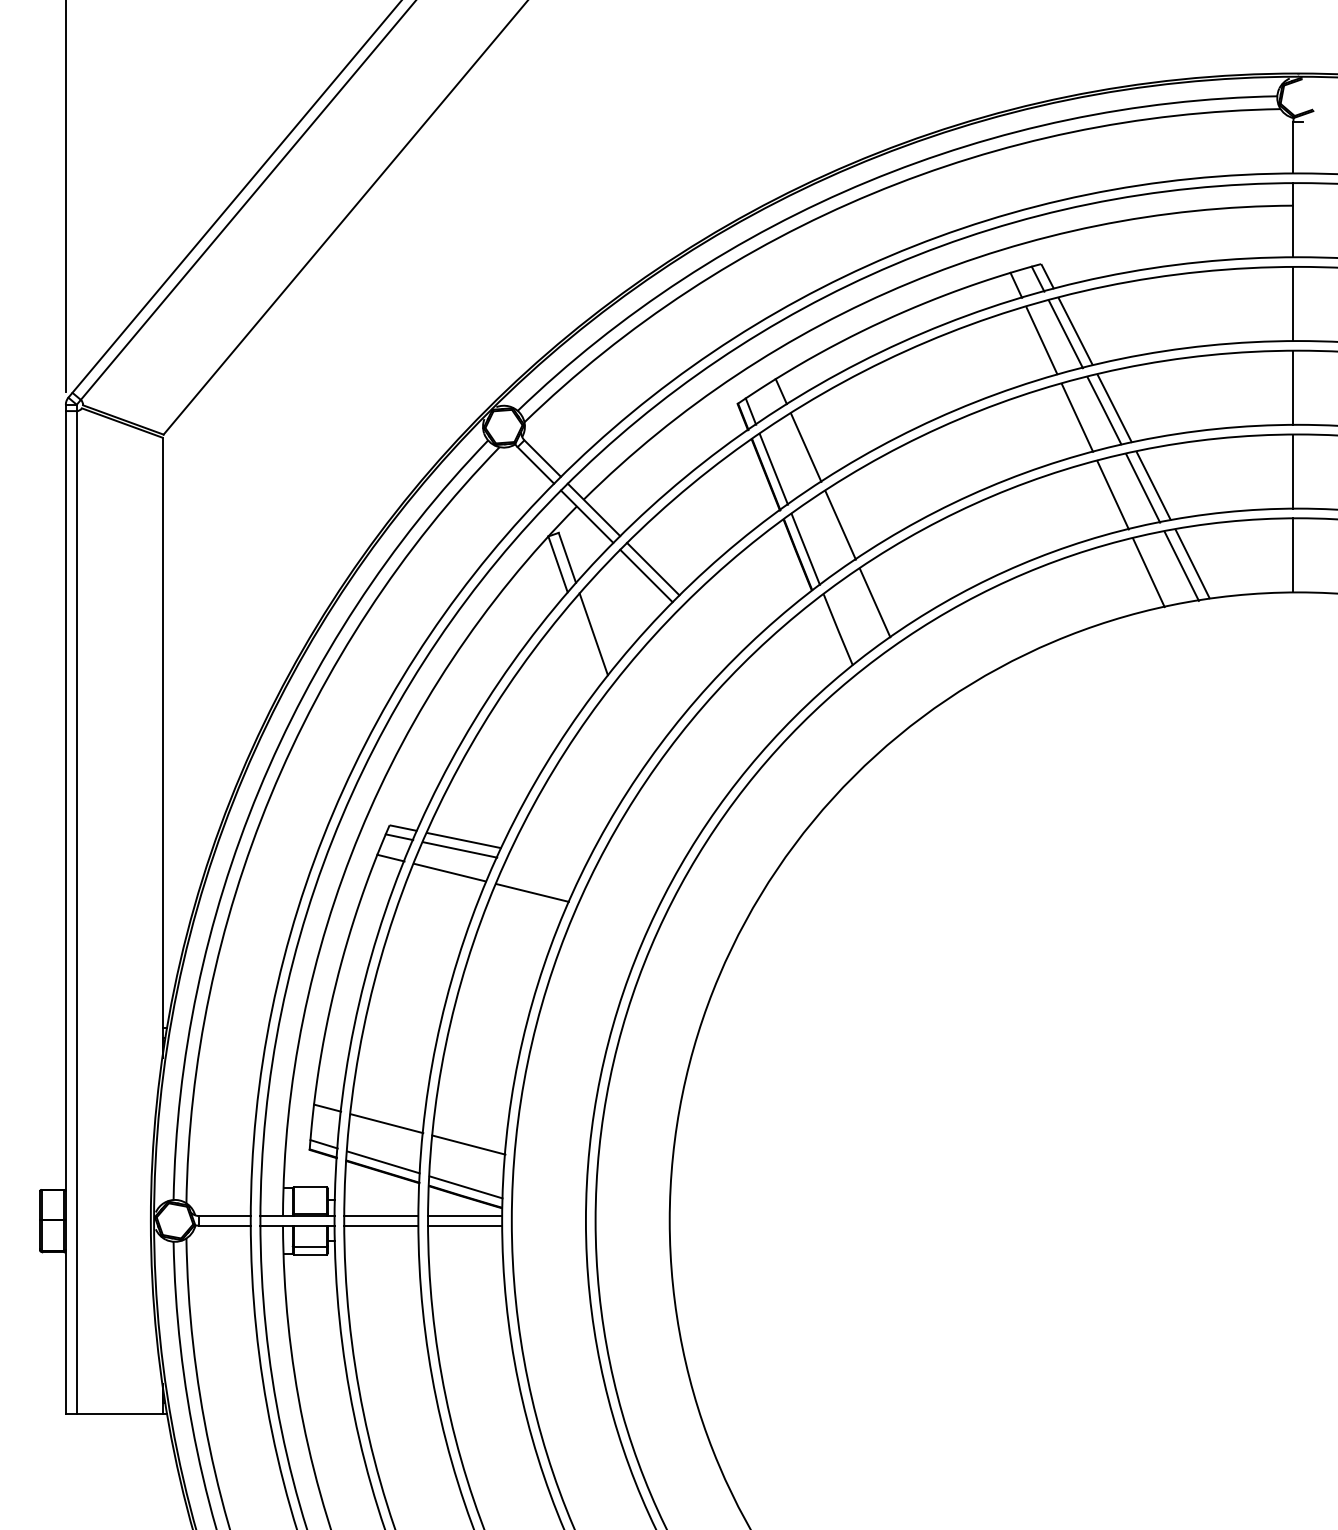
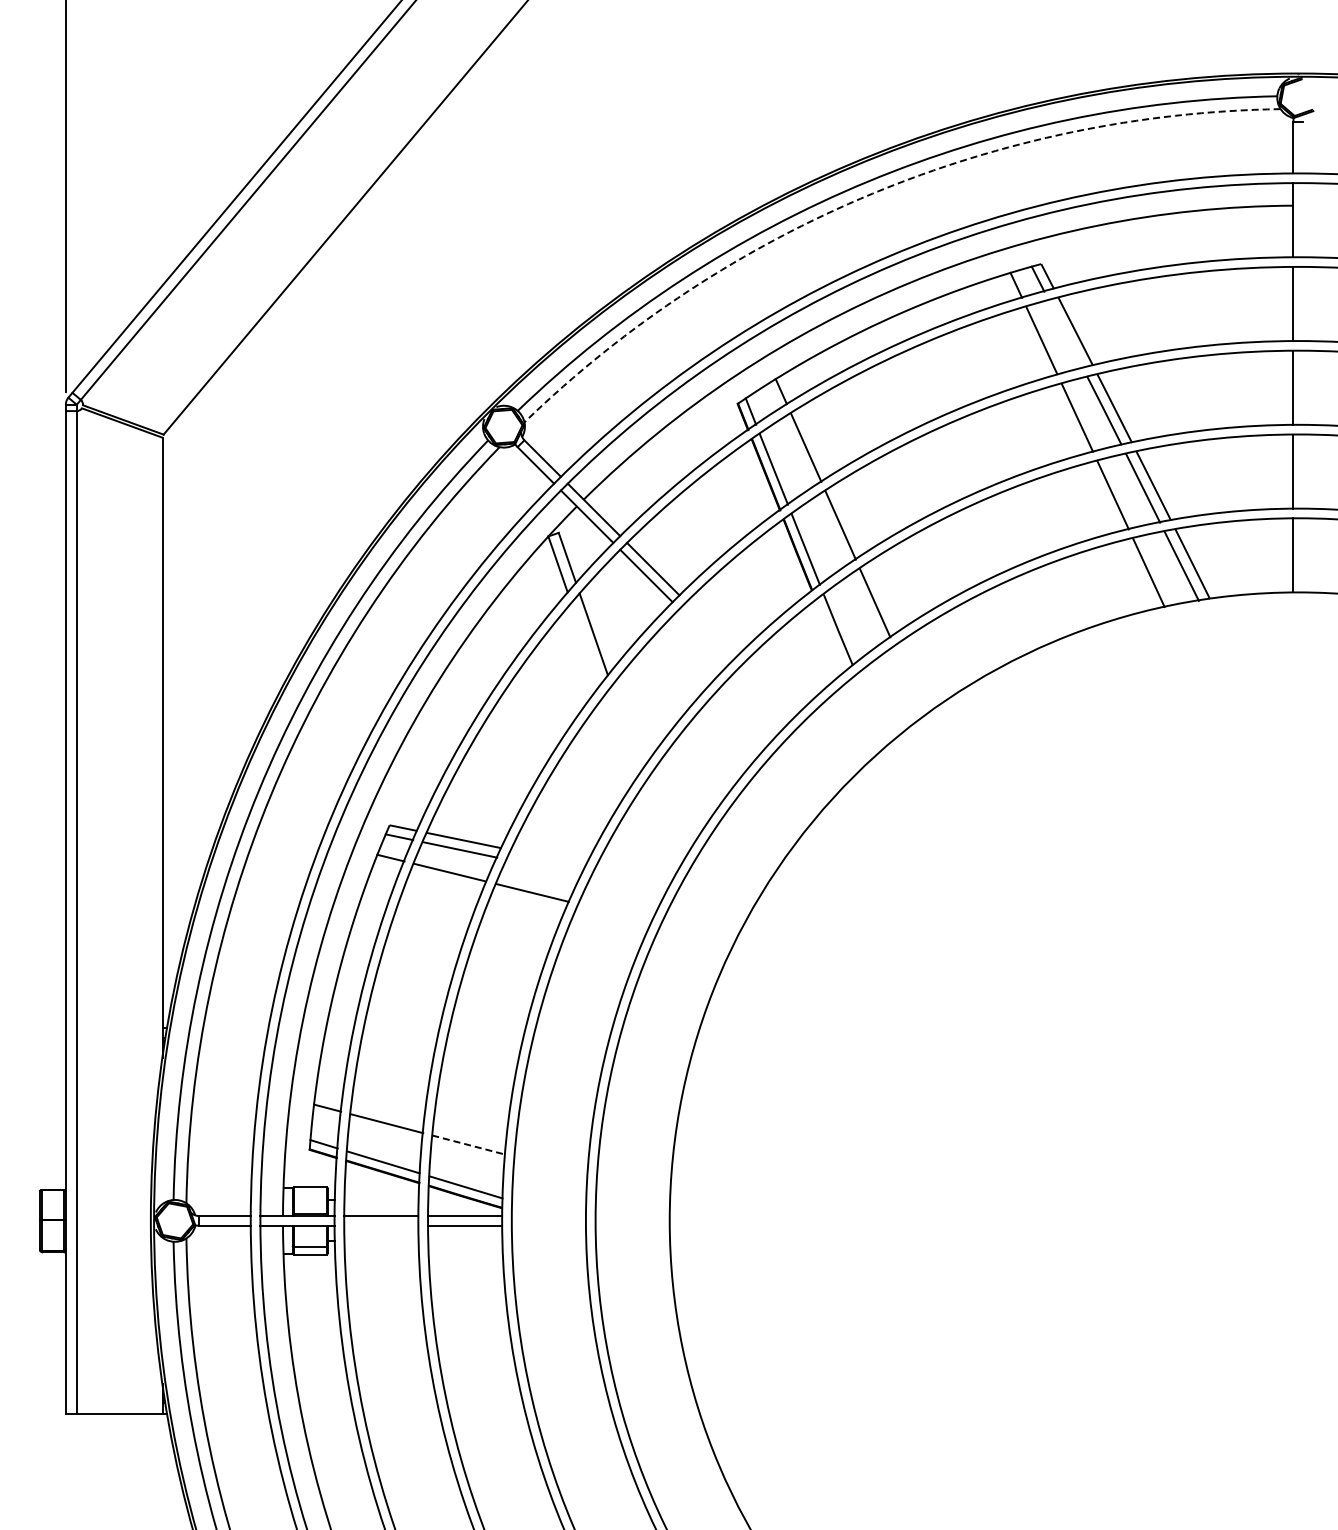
arc: solid -> dashed (872, 193)
line: present -> none (1065, 334)
line: solid -> dashed (468, 1145)
line: present -> none (381, 1225)
